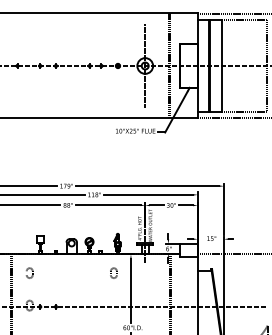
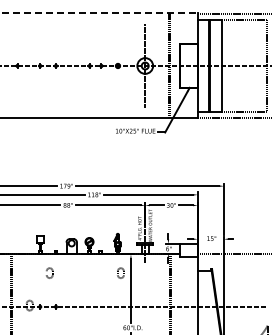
line: solid -> dashed (98, 13)
part position: (29, 272) -> (49, 272) (49, 272)
part position: (113, 272) -> (120, 272) (120, 272)
